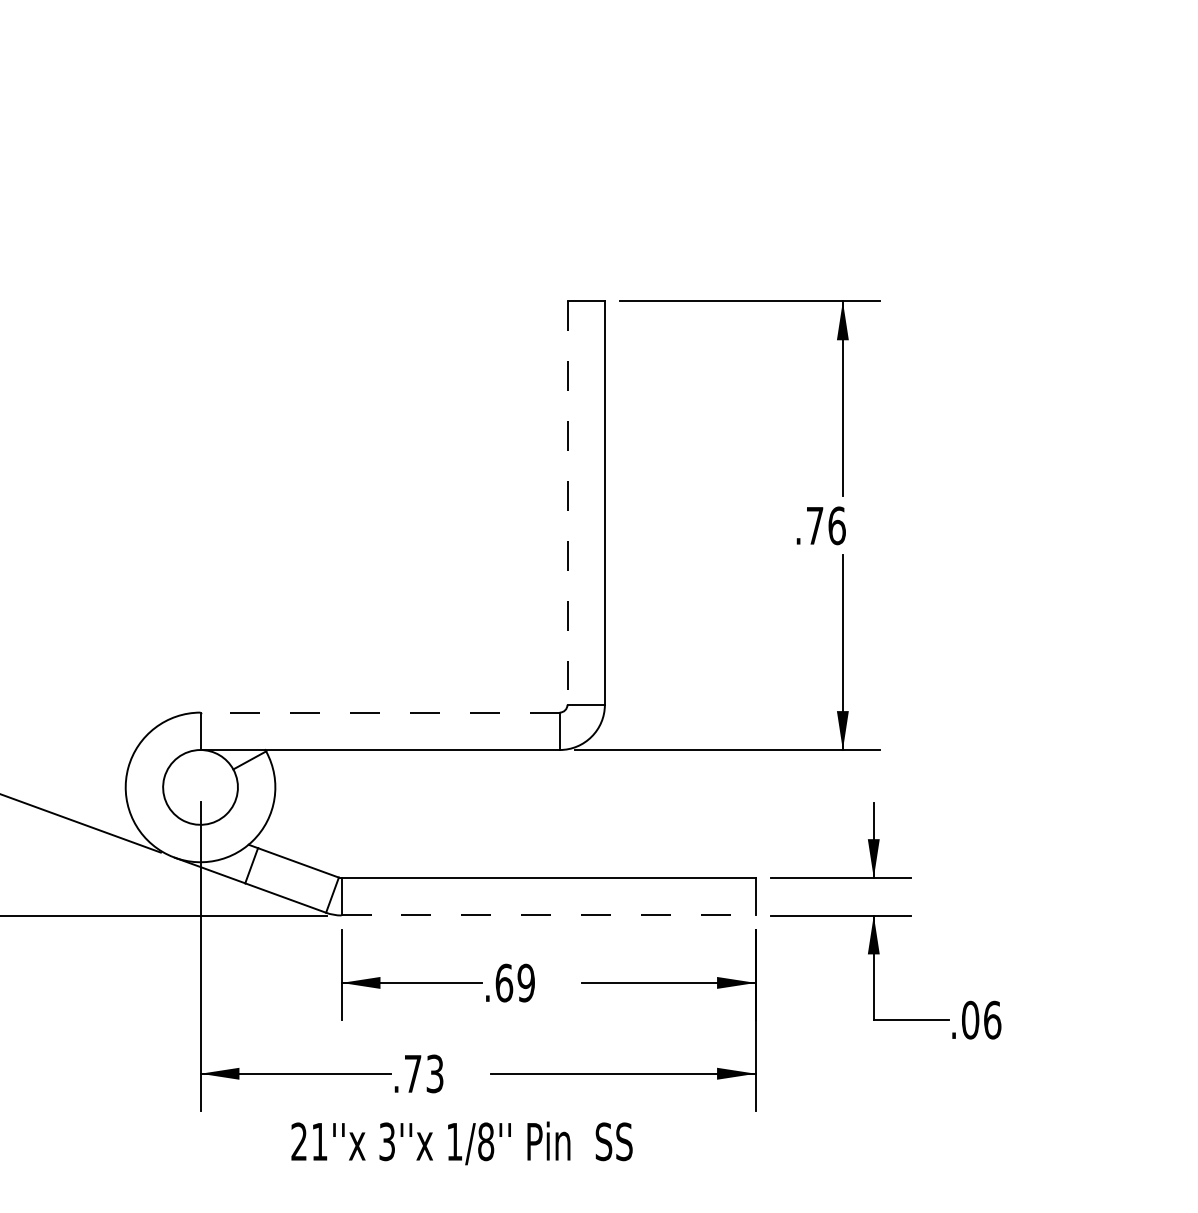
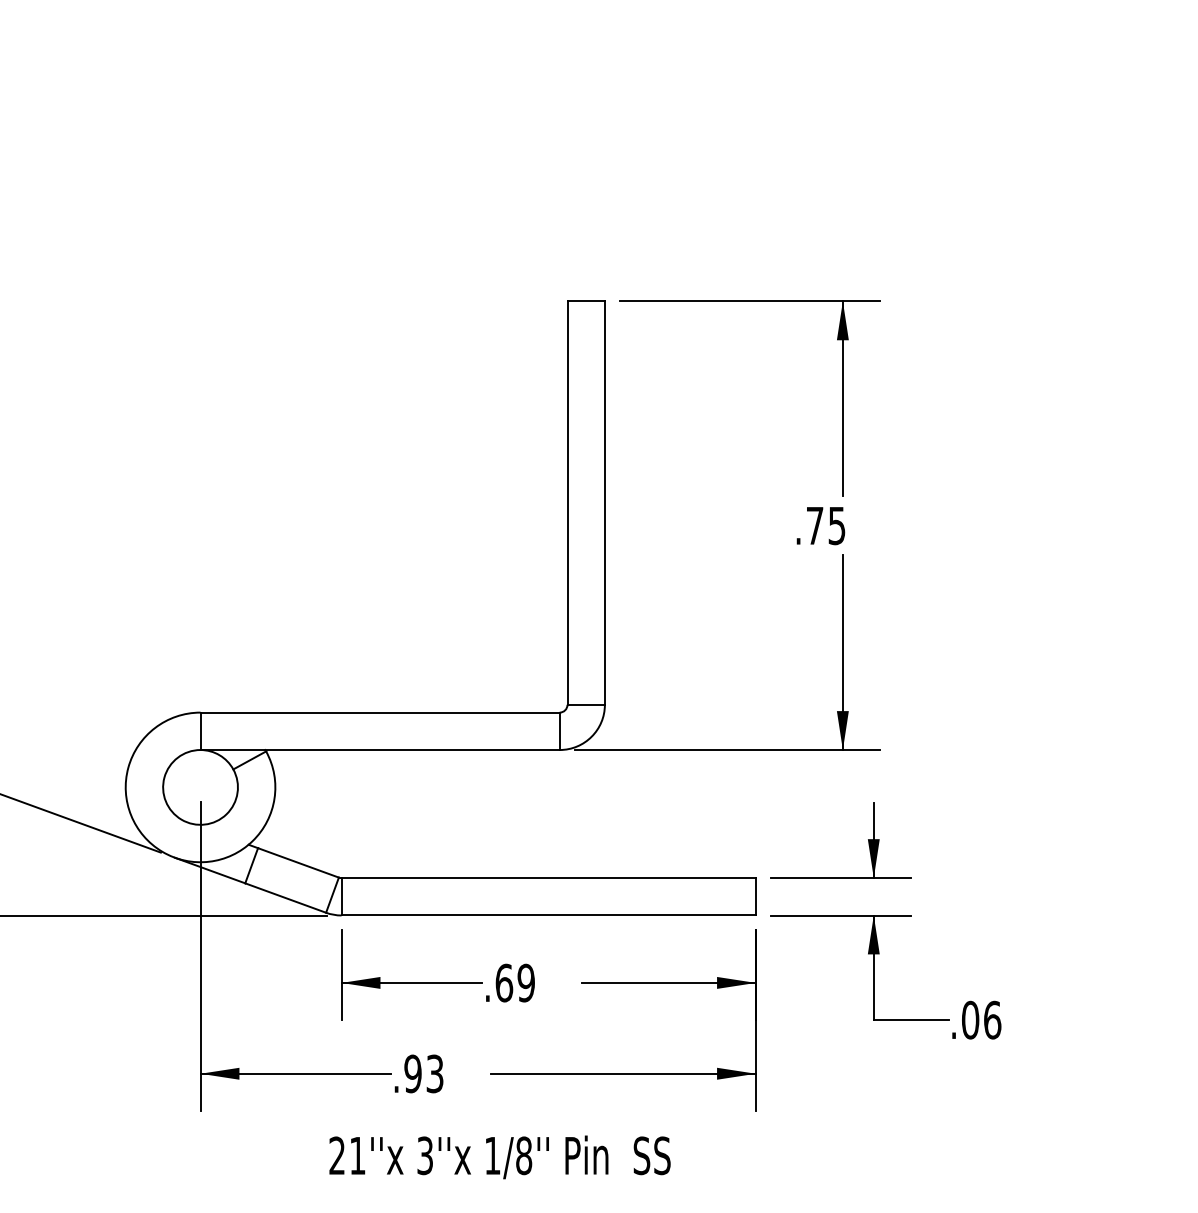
line: dashed -> solid (567, 503)
text: .76 -> .75 (836, 525)
line: dashed -> solid (380, 712)
line: dashed -> solid (549, 915)
text: .73 -> .93 (412, 1073)
text position: (461, 1143) -> (499, 1157) (499, 1157)
